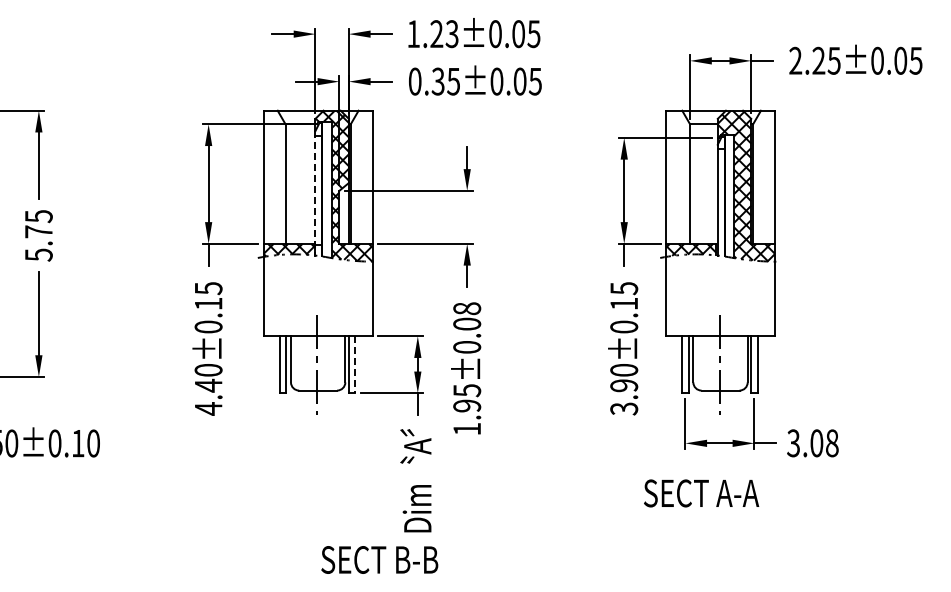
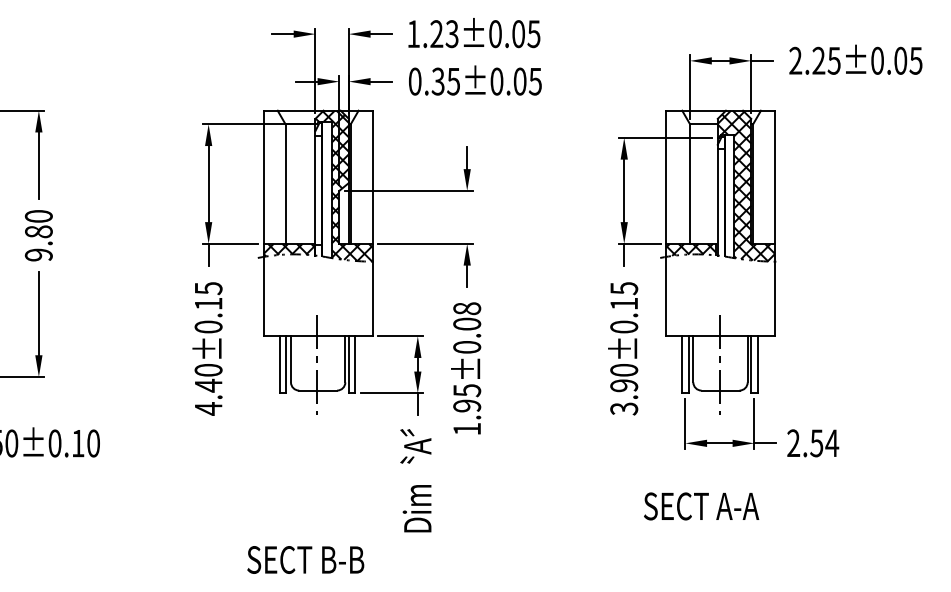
line: dashed -> solid (315, 193)
text: 5.75 -> 9.80 (38, 235)
line: dashed -> solid (355, 364)
text: 3.08 -> 2.54 (813, 443)
text position: (701, 493) -> (701, 506) (701, 506)
text position: (379, 559) -> (305, 559) (305, 559)
